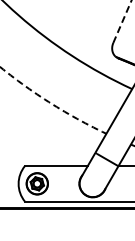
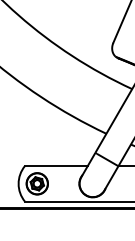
line: dashed -> solid (122, 21)
arc: dashed -> solid (50, 103)
